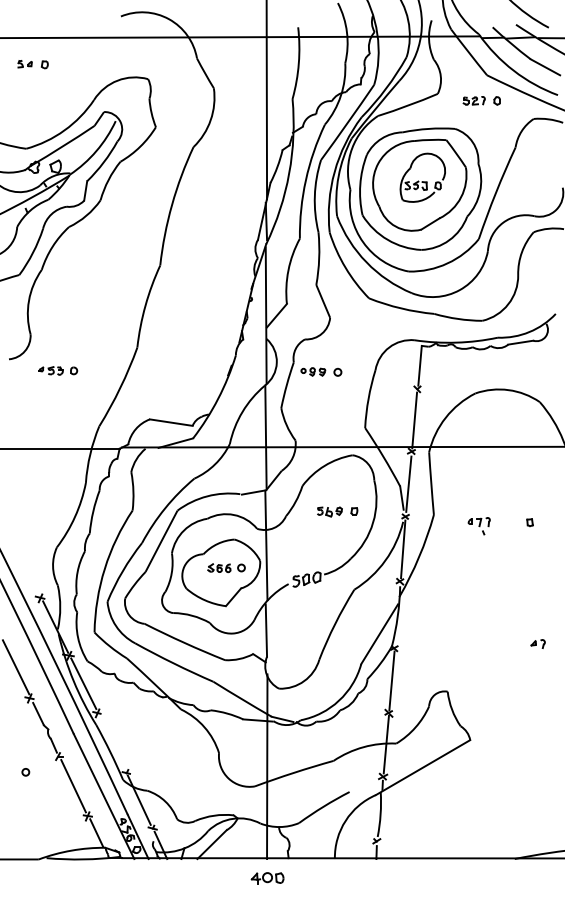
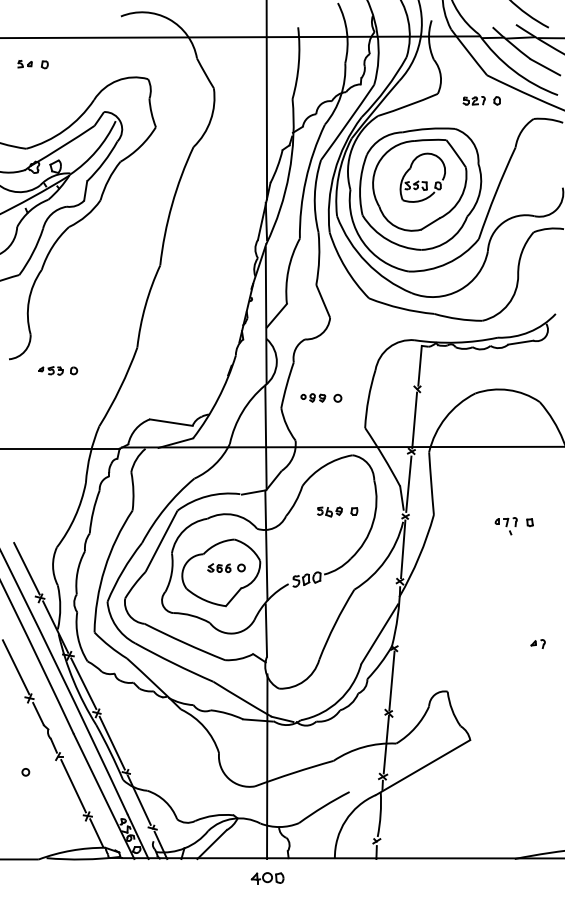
part position: (321, 371) -> (321, 397) (321, 397)
part position: (478, 526) -> (505, 526) (505, 526)
line: none -> present (26, 568)
line: none -> present (111, 742)
